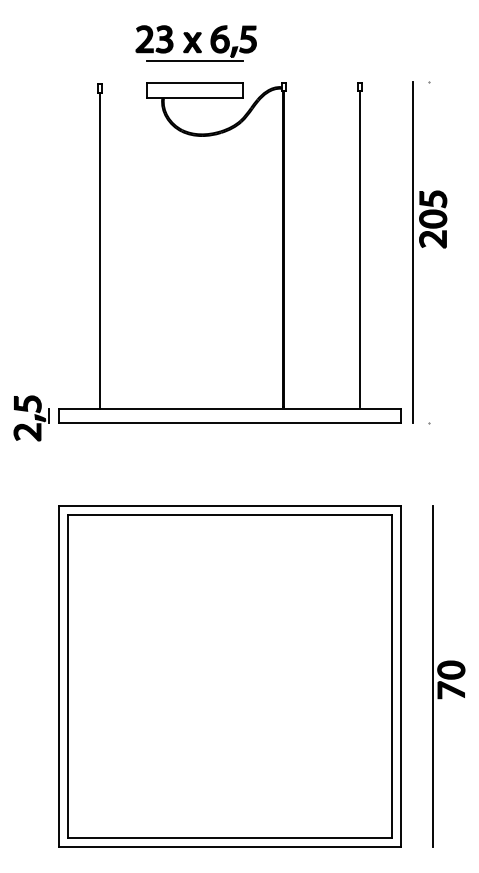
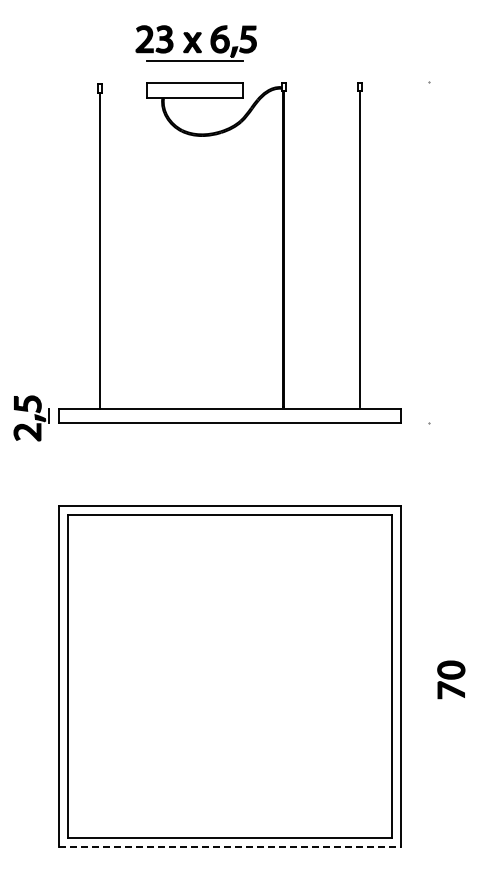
part: present -> none (426, 246)
line: present -> none (433, 675)
line: solid -> dashed (230, 846)
